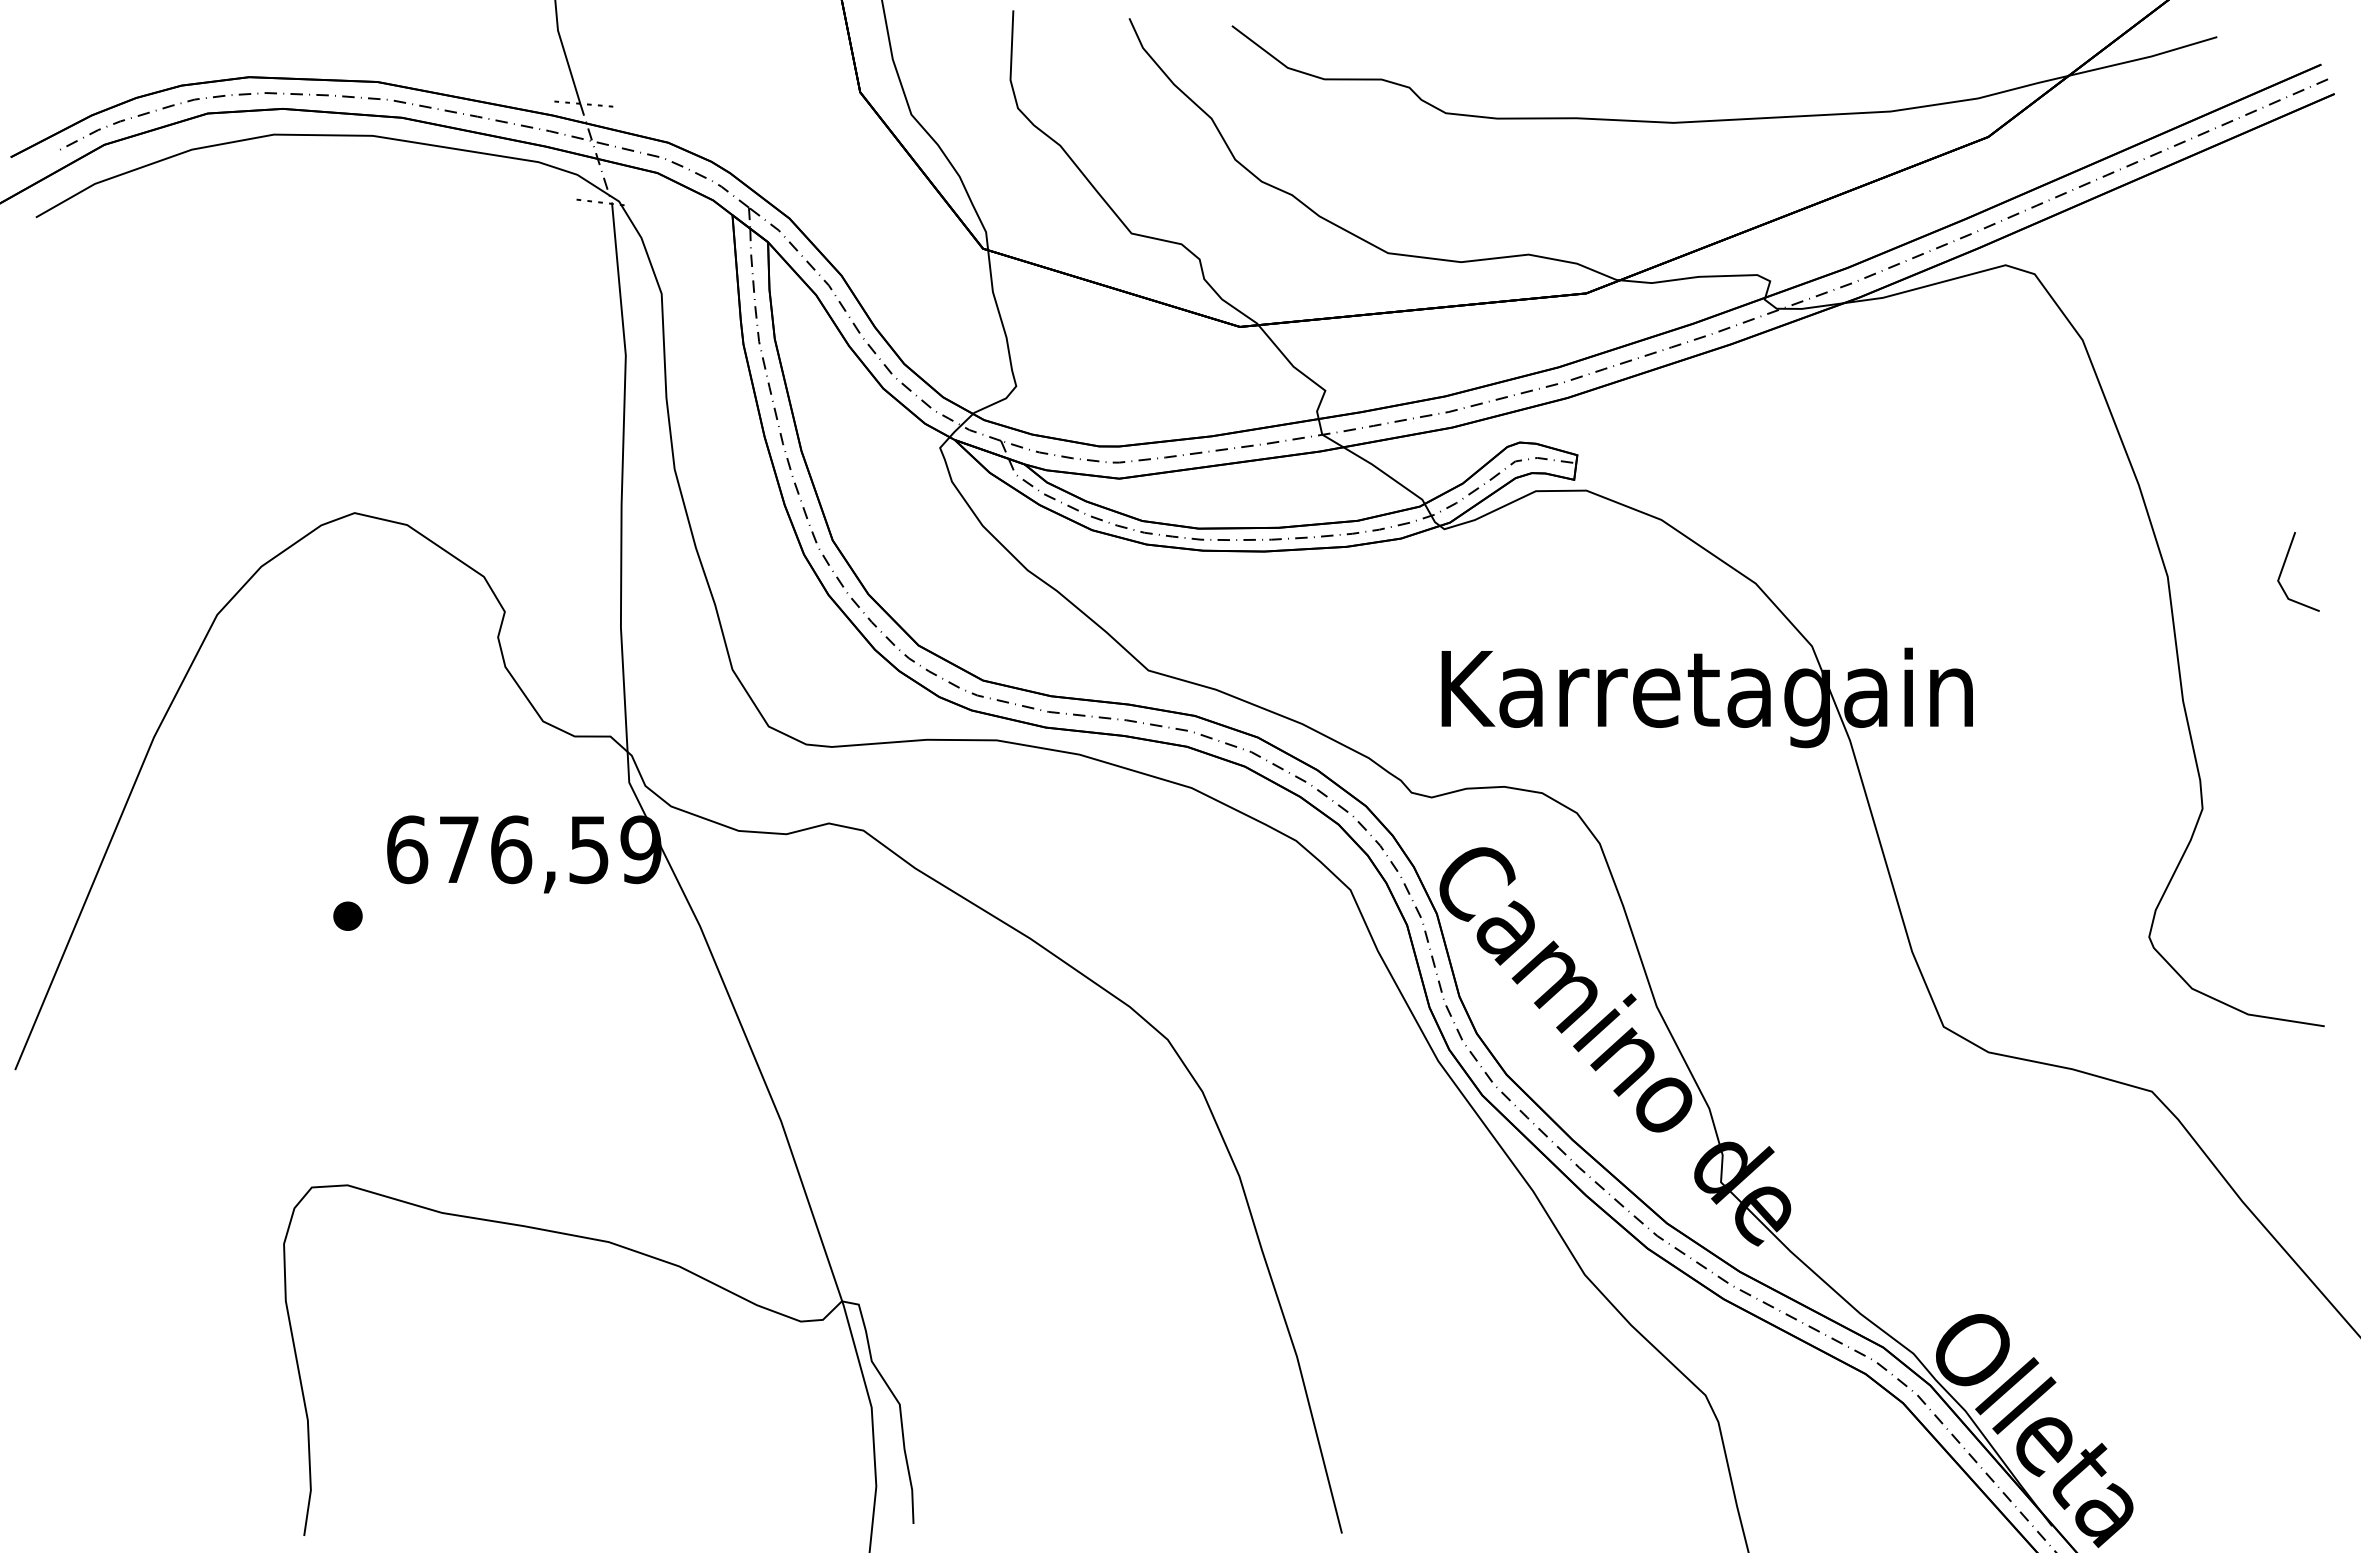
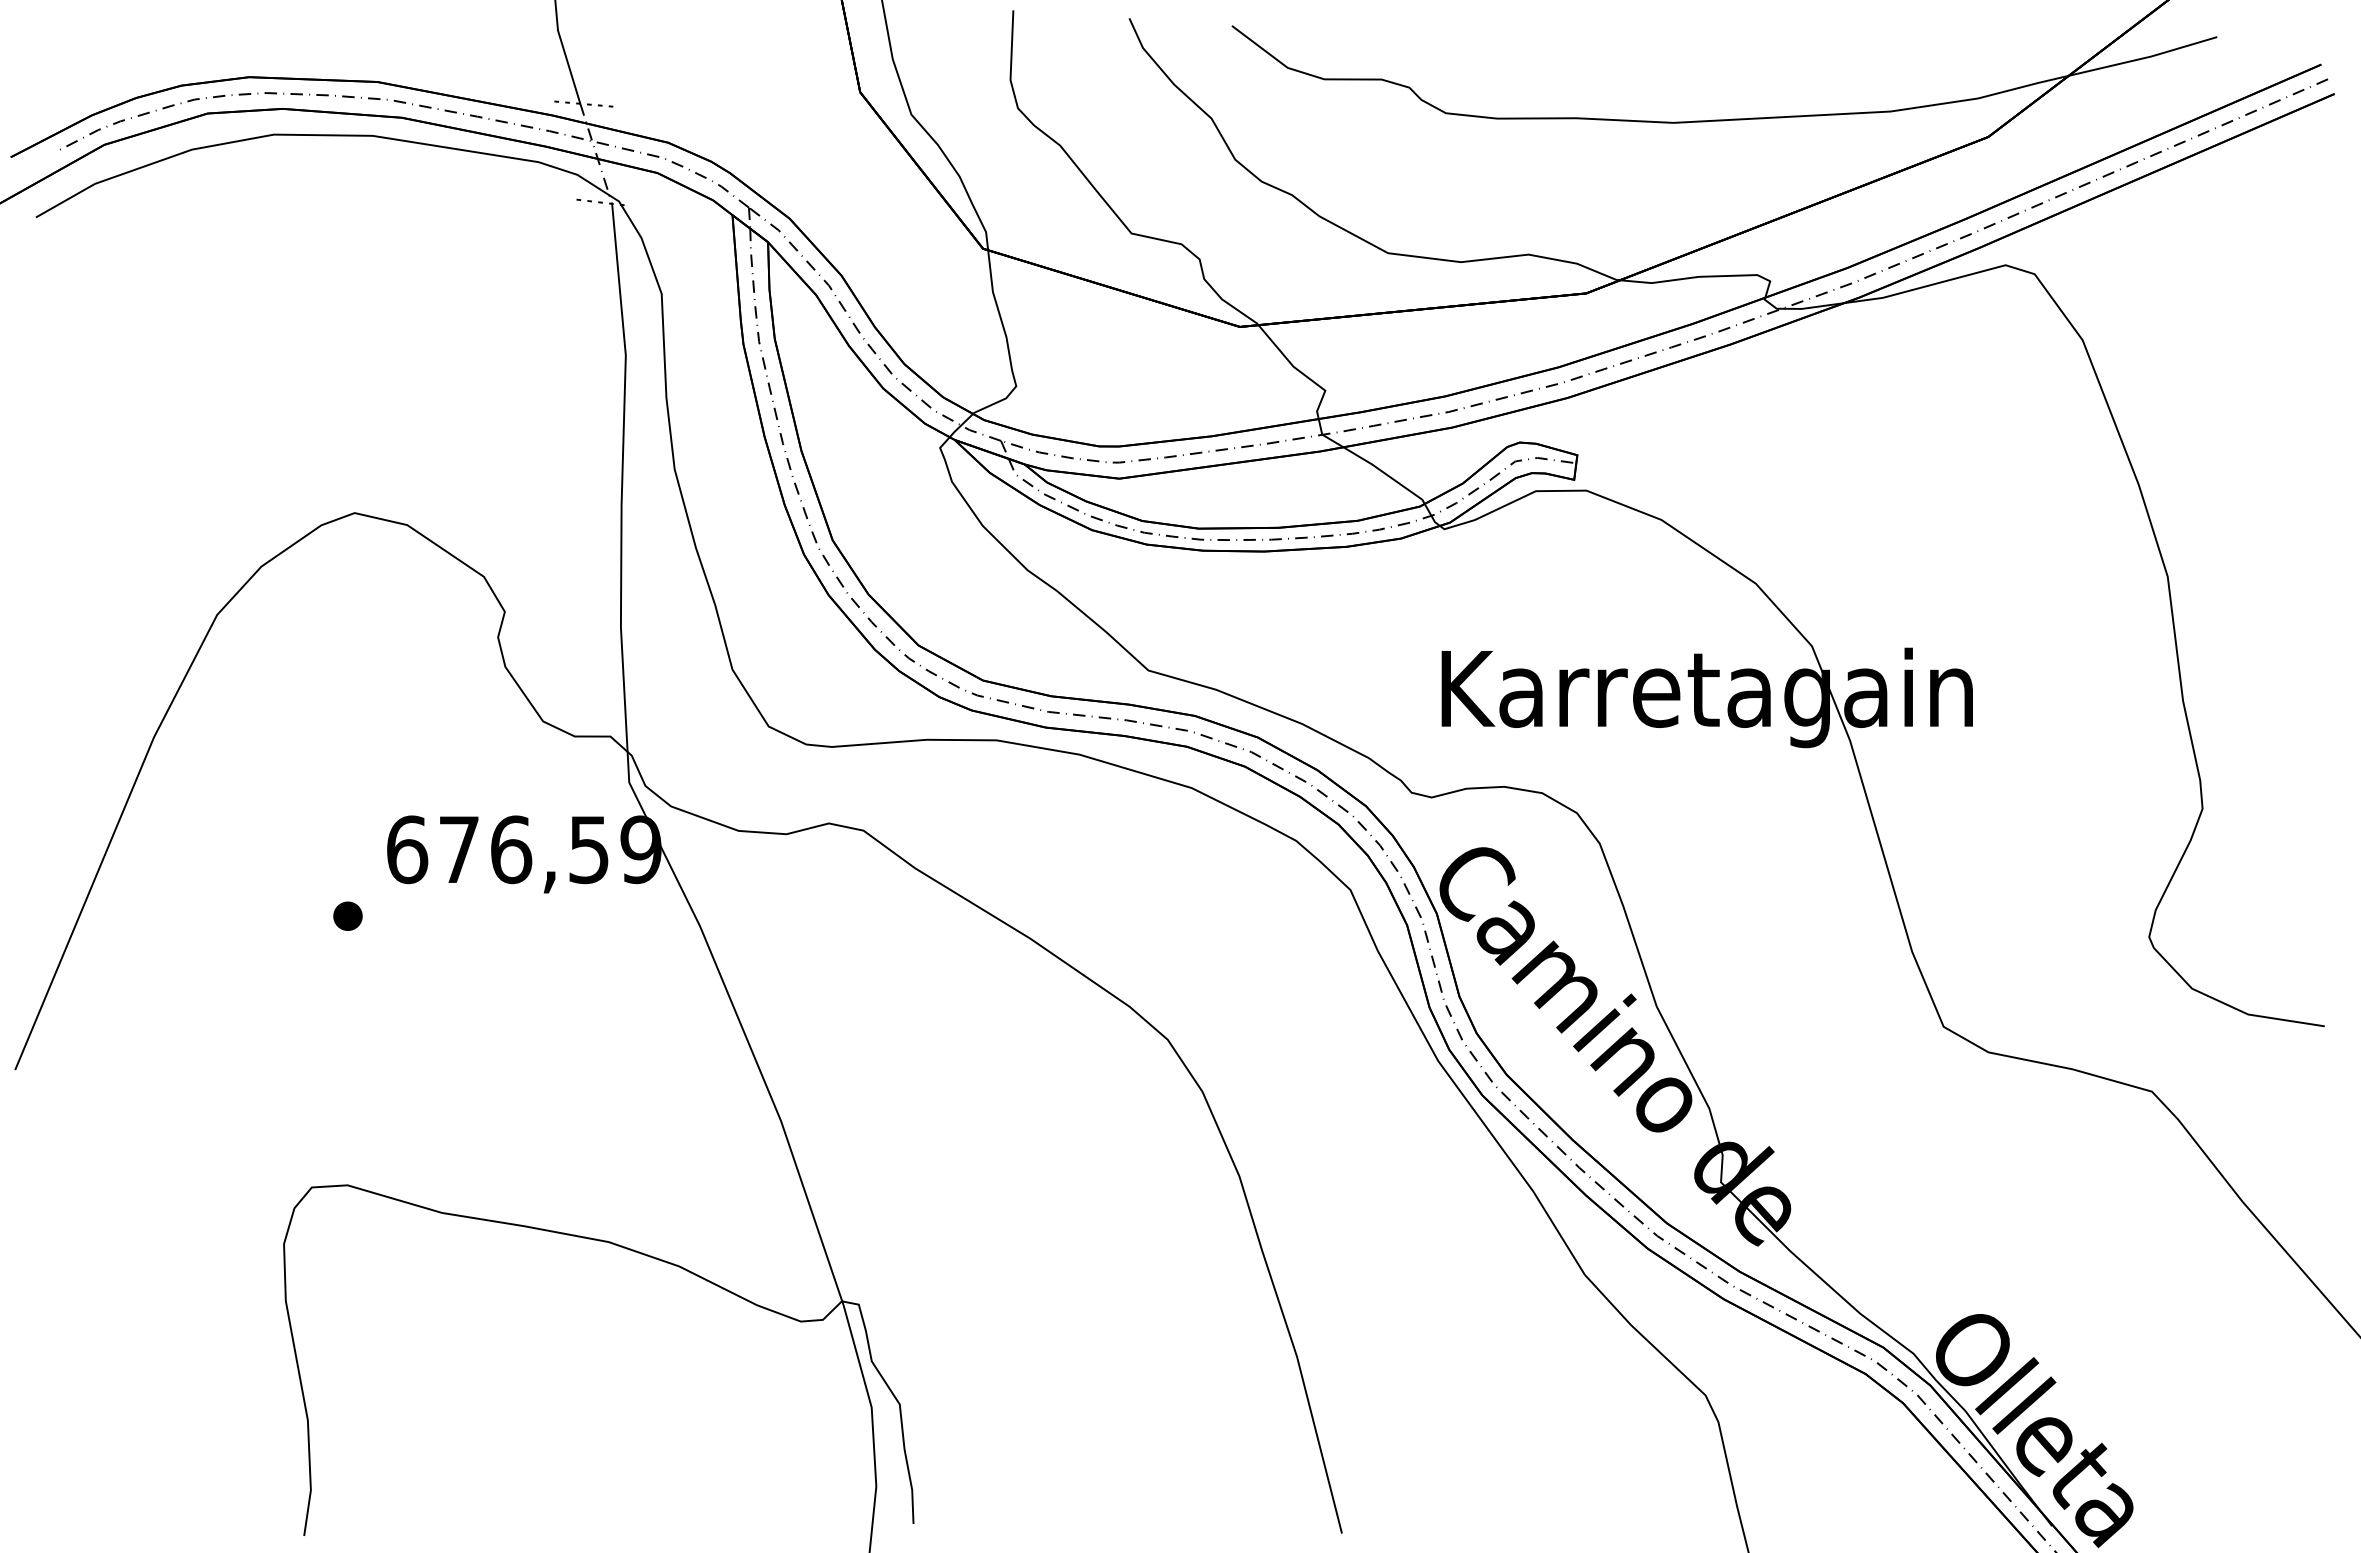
line: present -> none (2284, 566)
